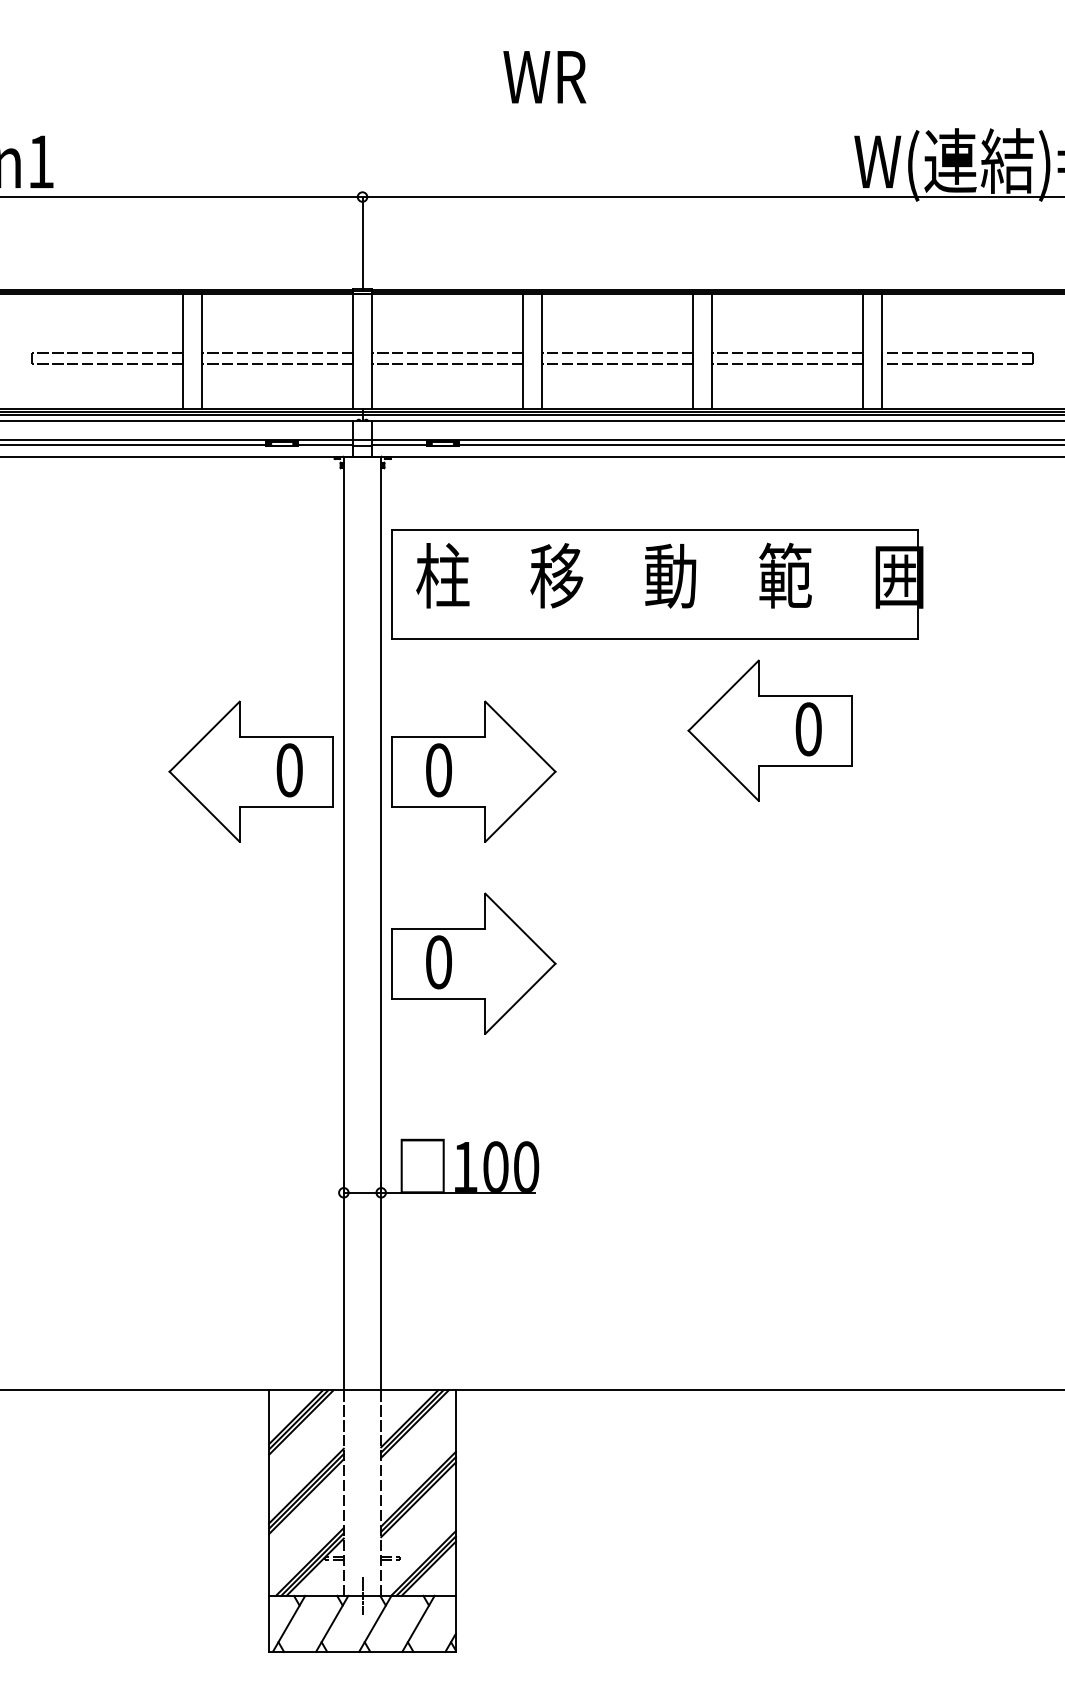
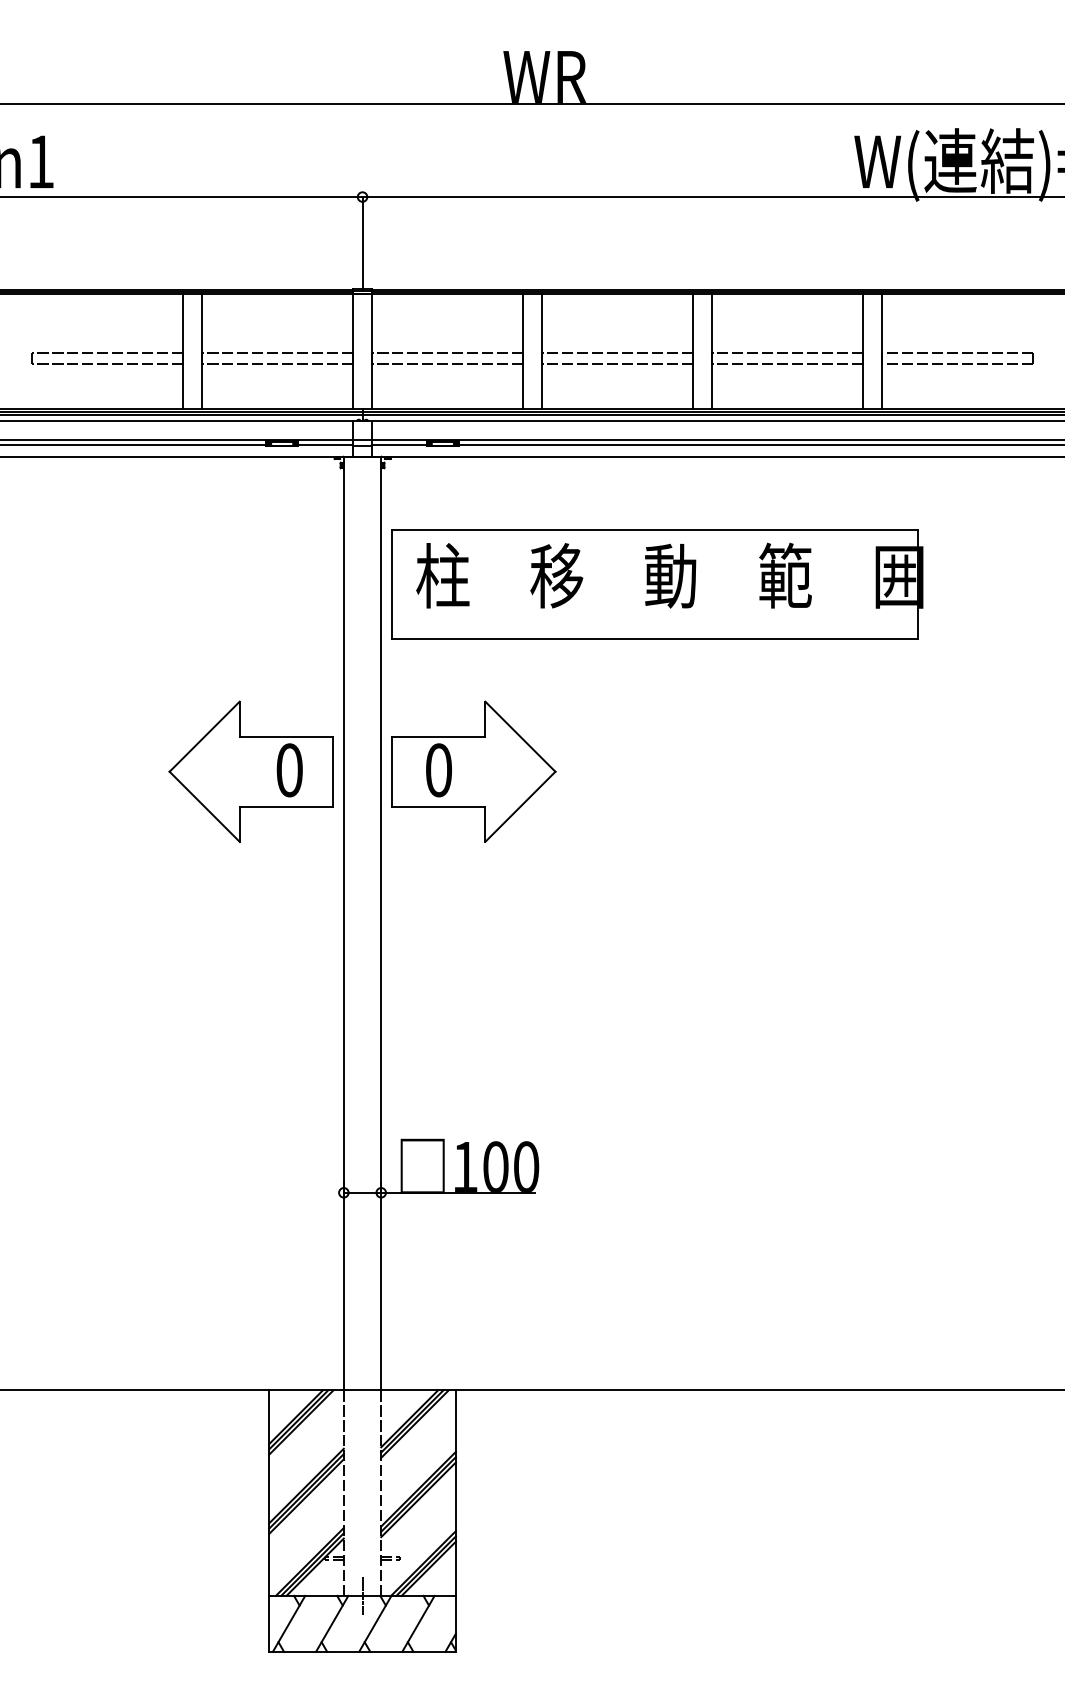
line: none -> present (531, 103)
part: present -> none (769, 730)
part: present -> none (473, 963)
